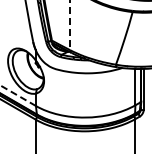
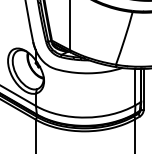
line: dashed -> solid (70, 25)
line: dashed -> solid (17, 95)
